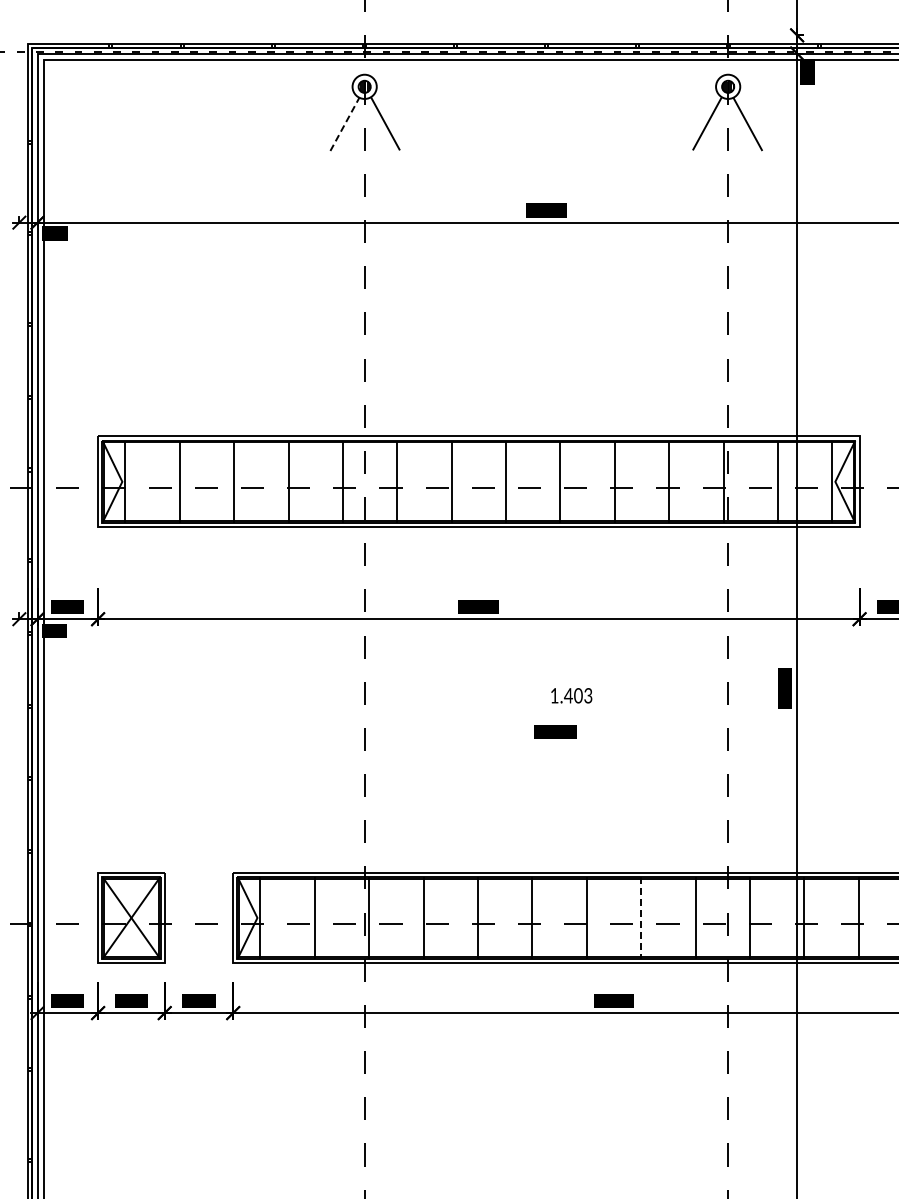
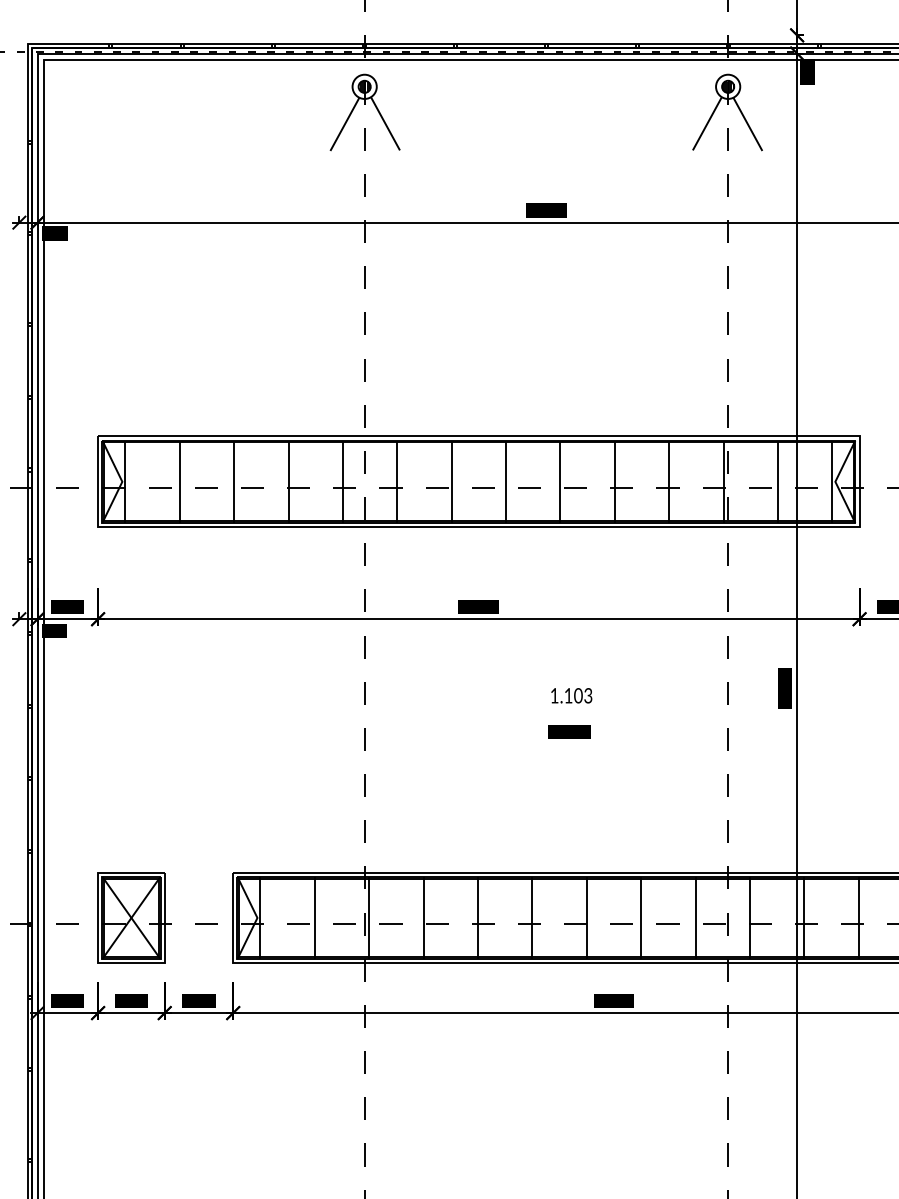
line: dashed -> solid (345, 123)
text: 1.403 -> 1.103 (568, 695)
text position: (555, 731) -> (569, 731) (569, 731)
line: dashed -> solid (641, 918)
